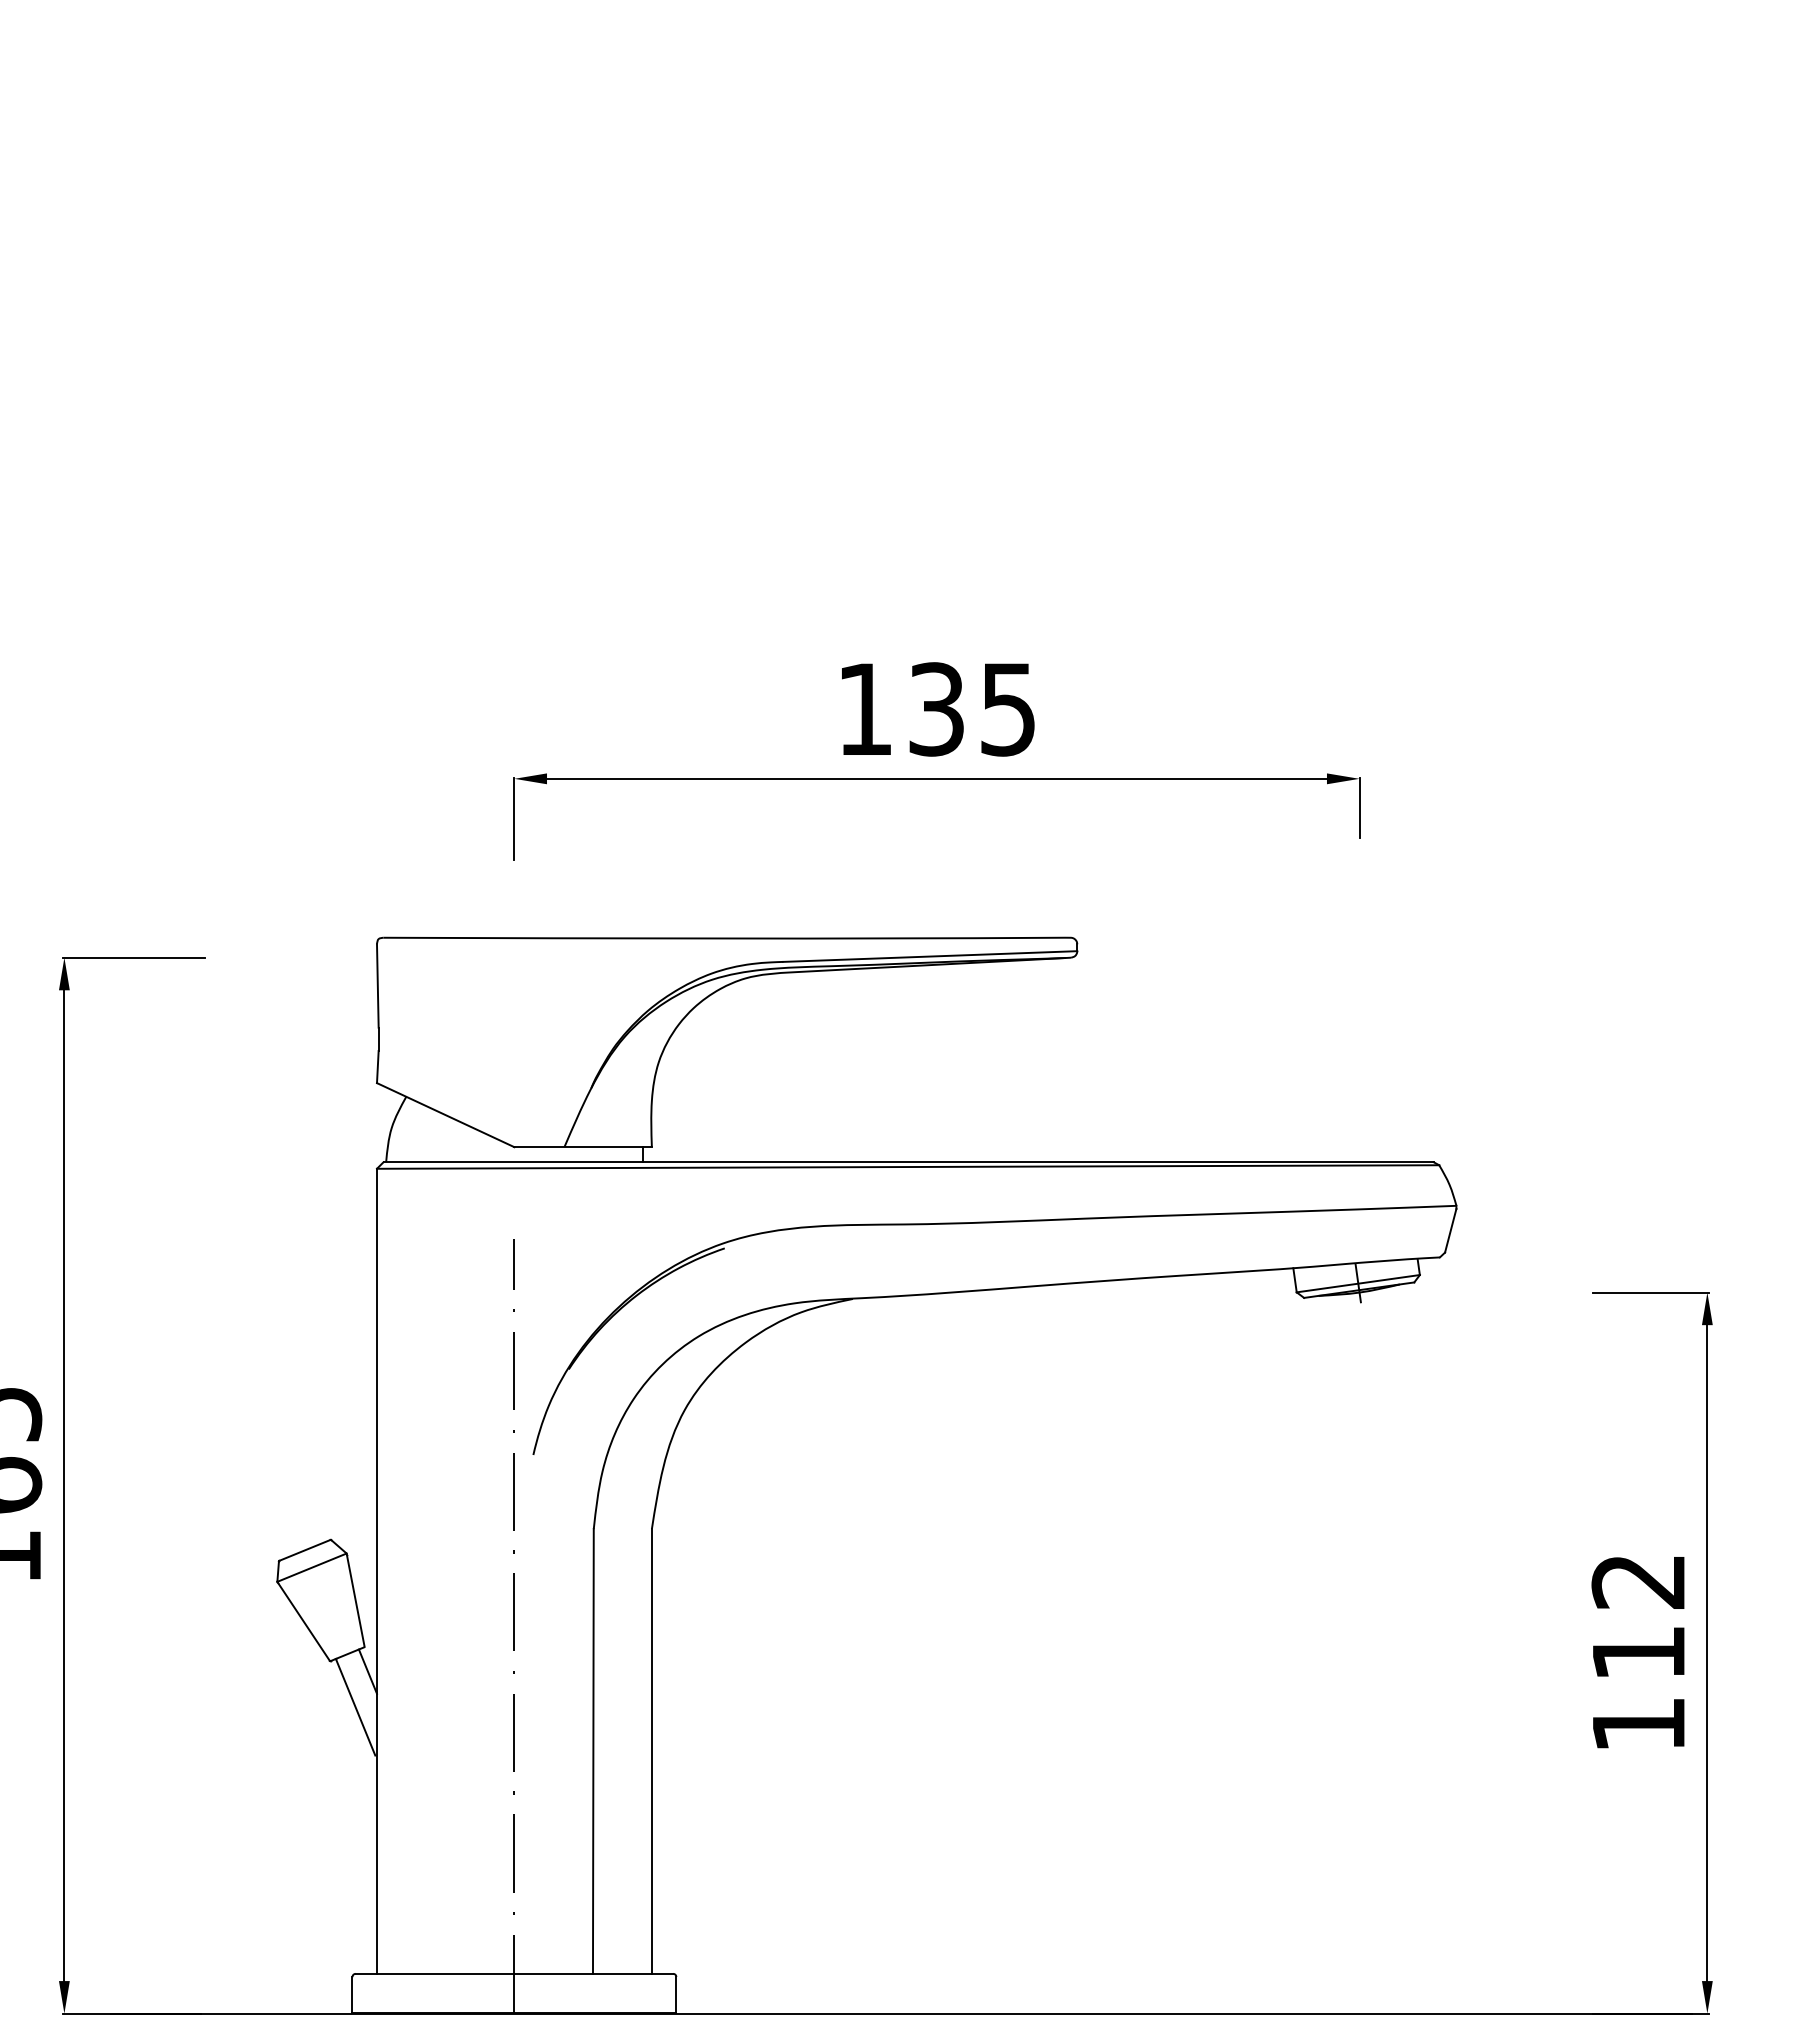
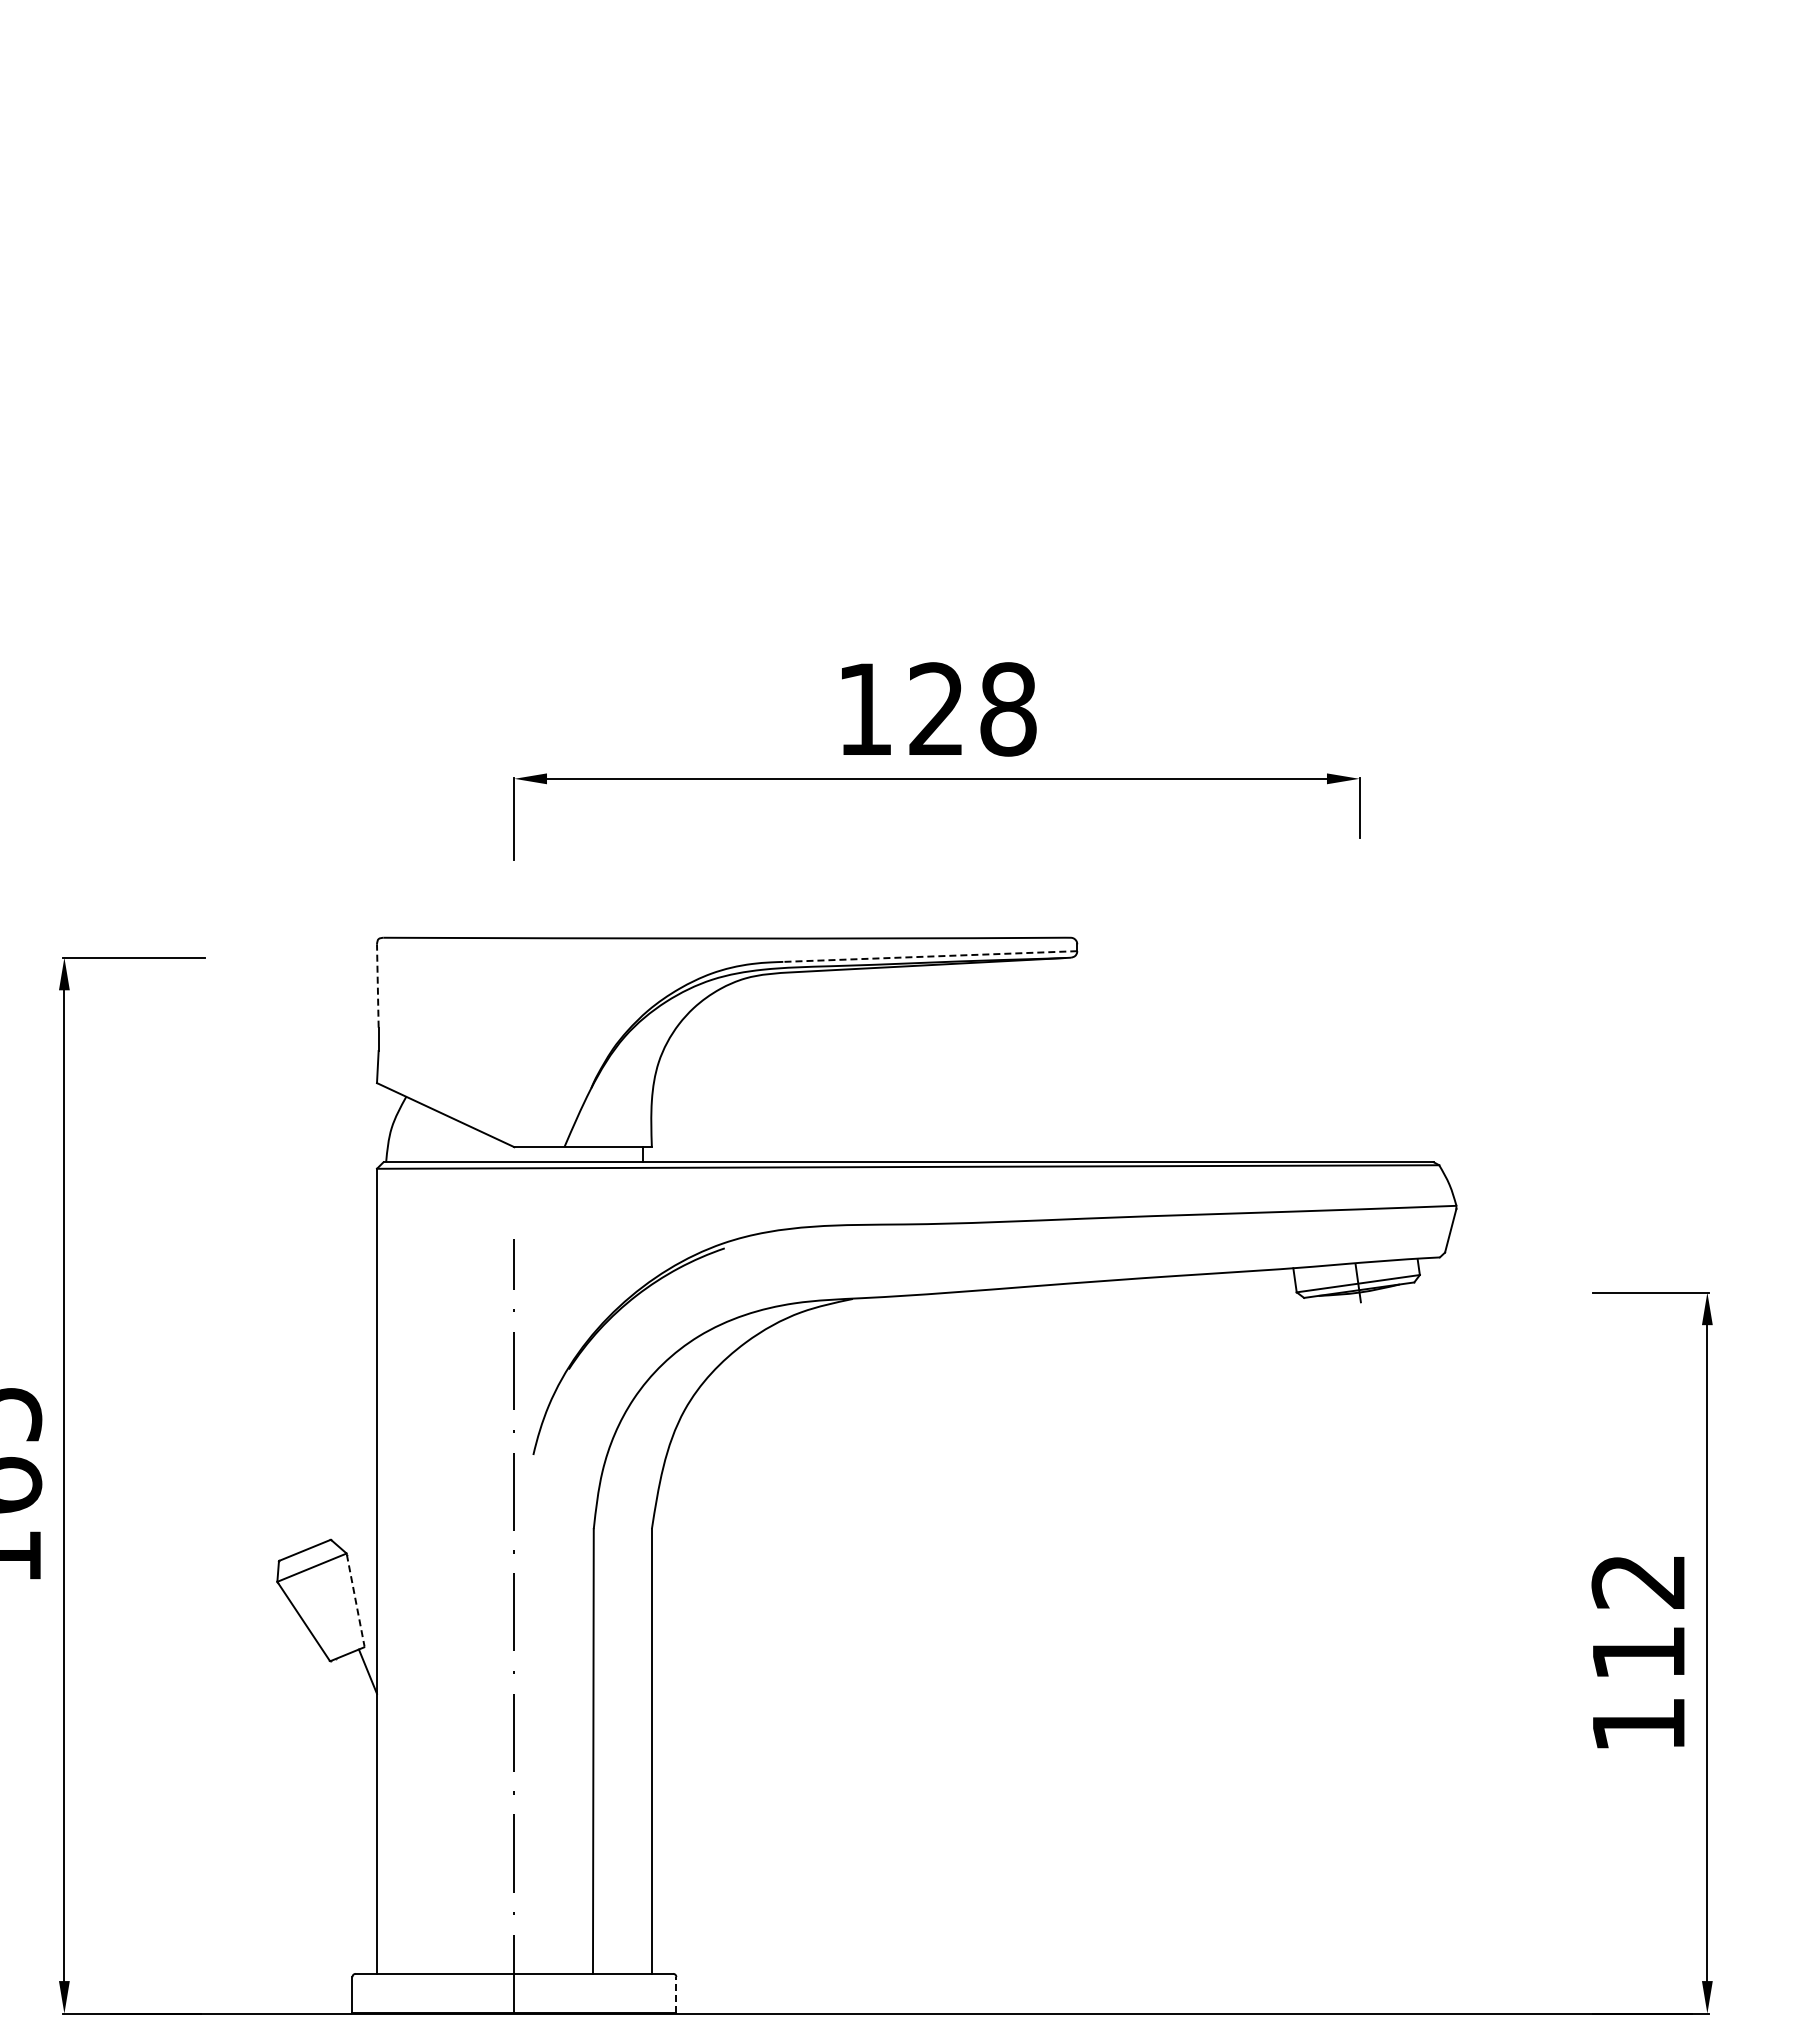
text: 135 -> 128 (972, 709)
line: solid -> dashed (929, 956)
line: solid -> dashed (377, 985)
line: solid -> dashed (355, 1600)
line: present -> none (355, 1706)
line: solid -> dashed (676, 1995)
